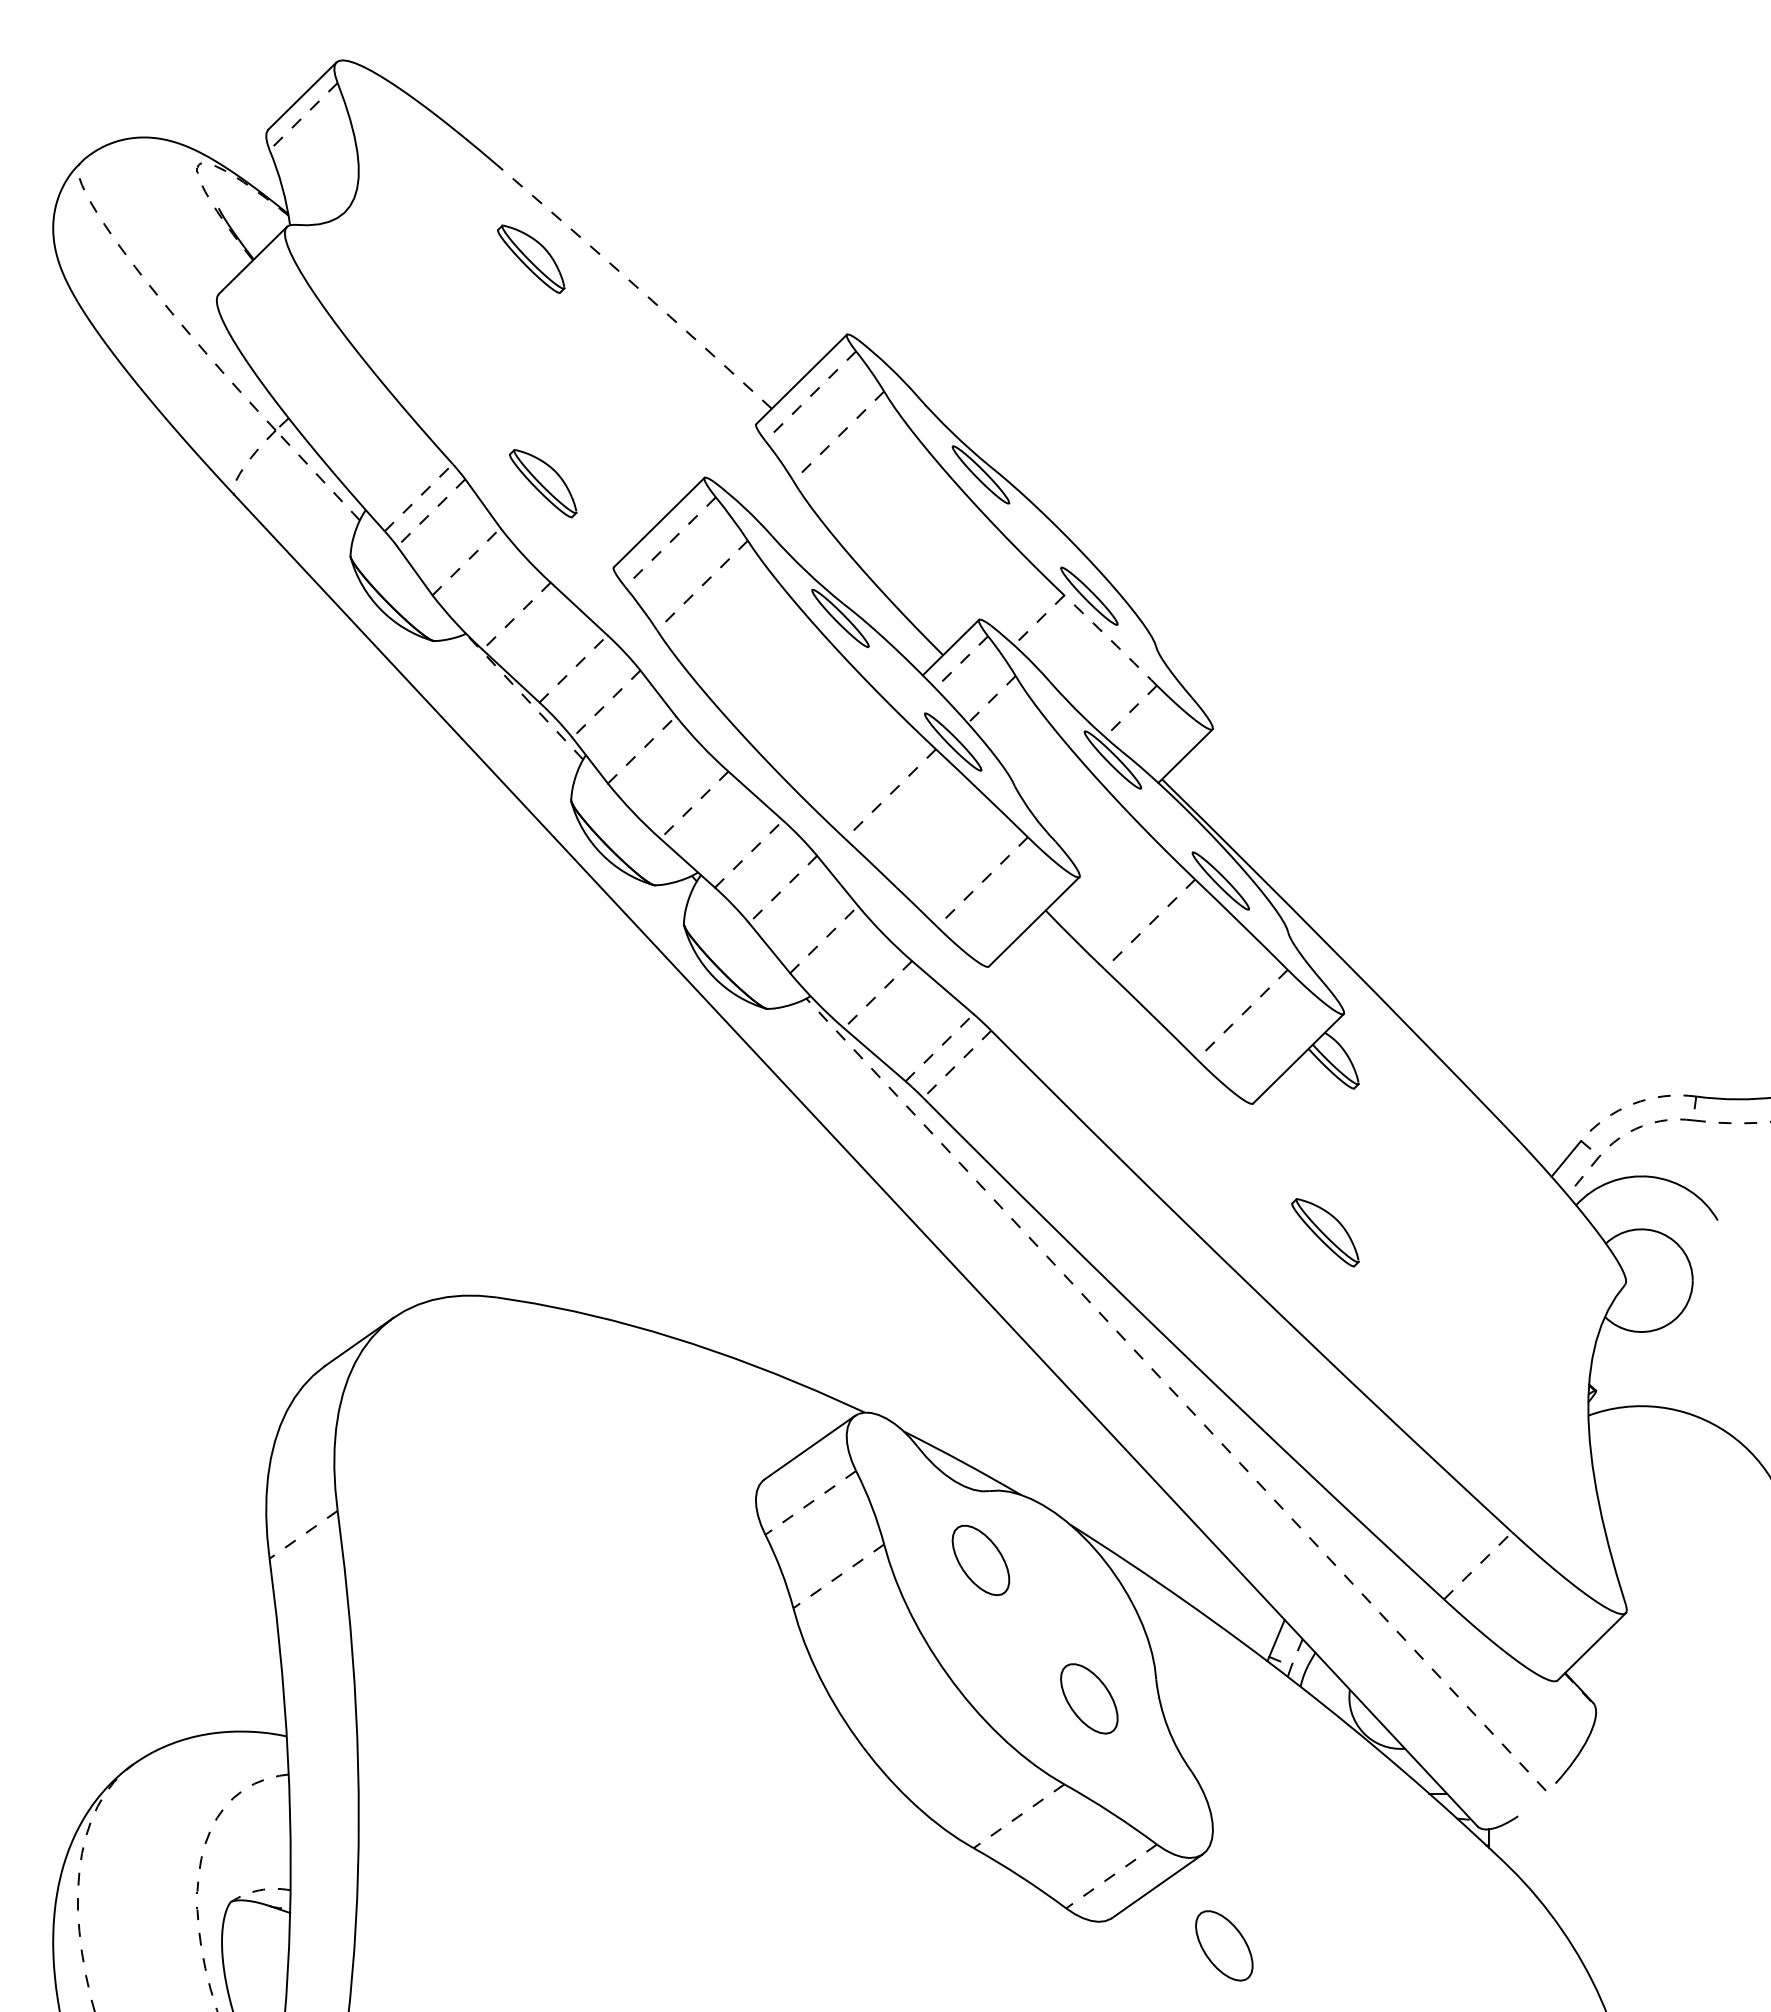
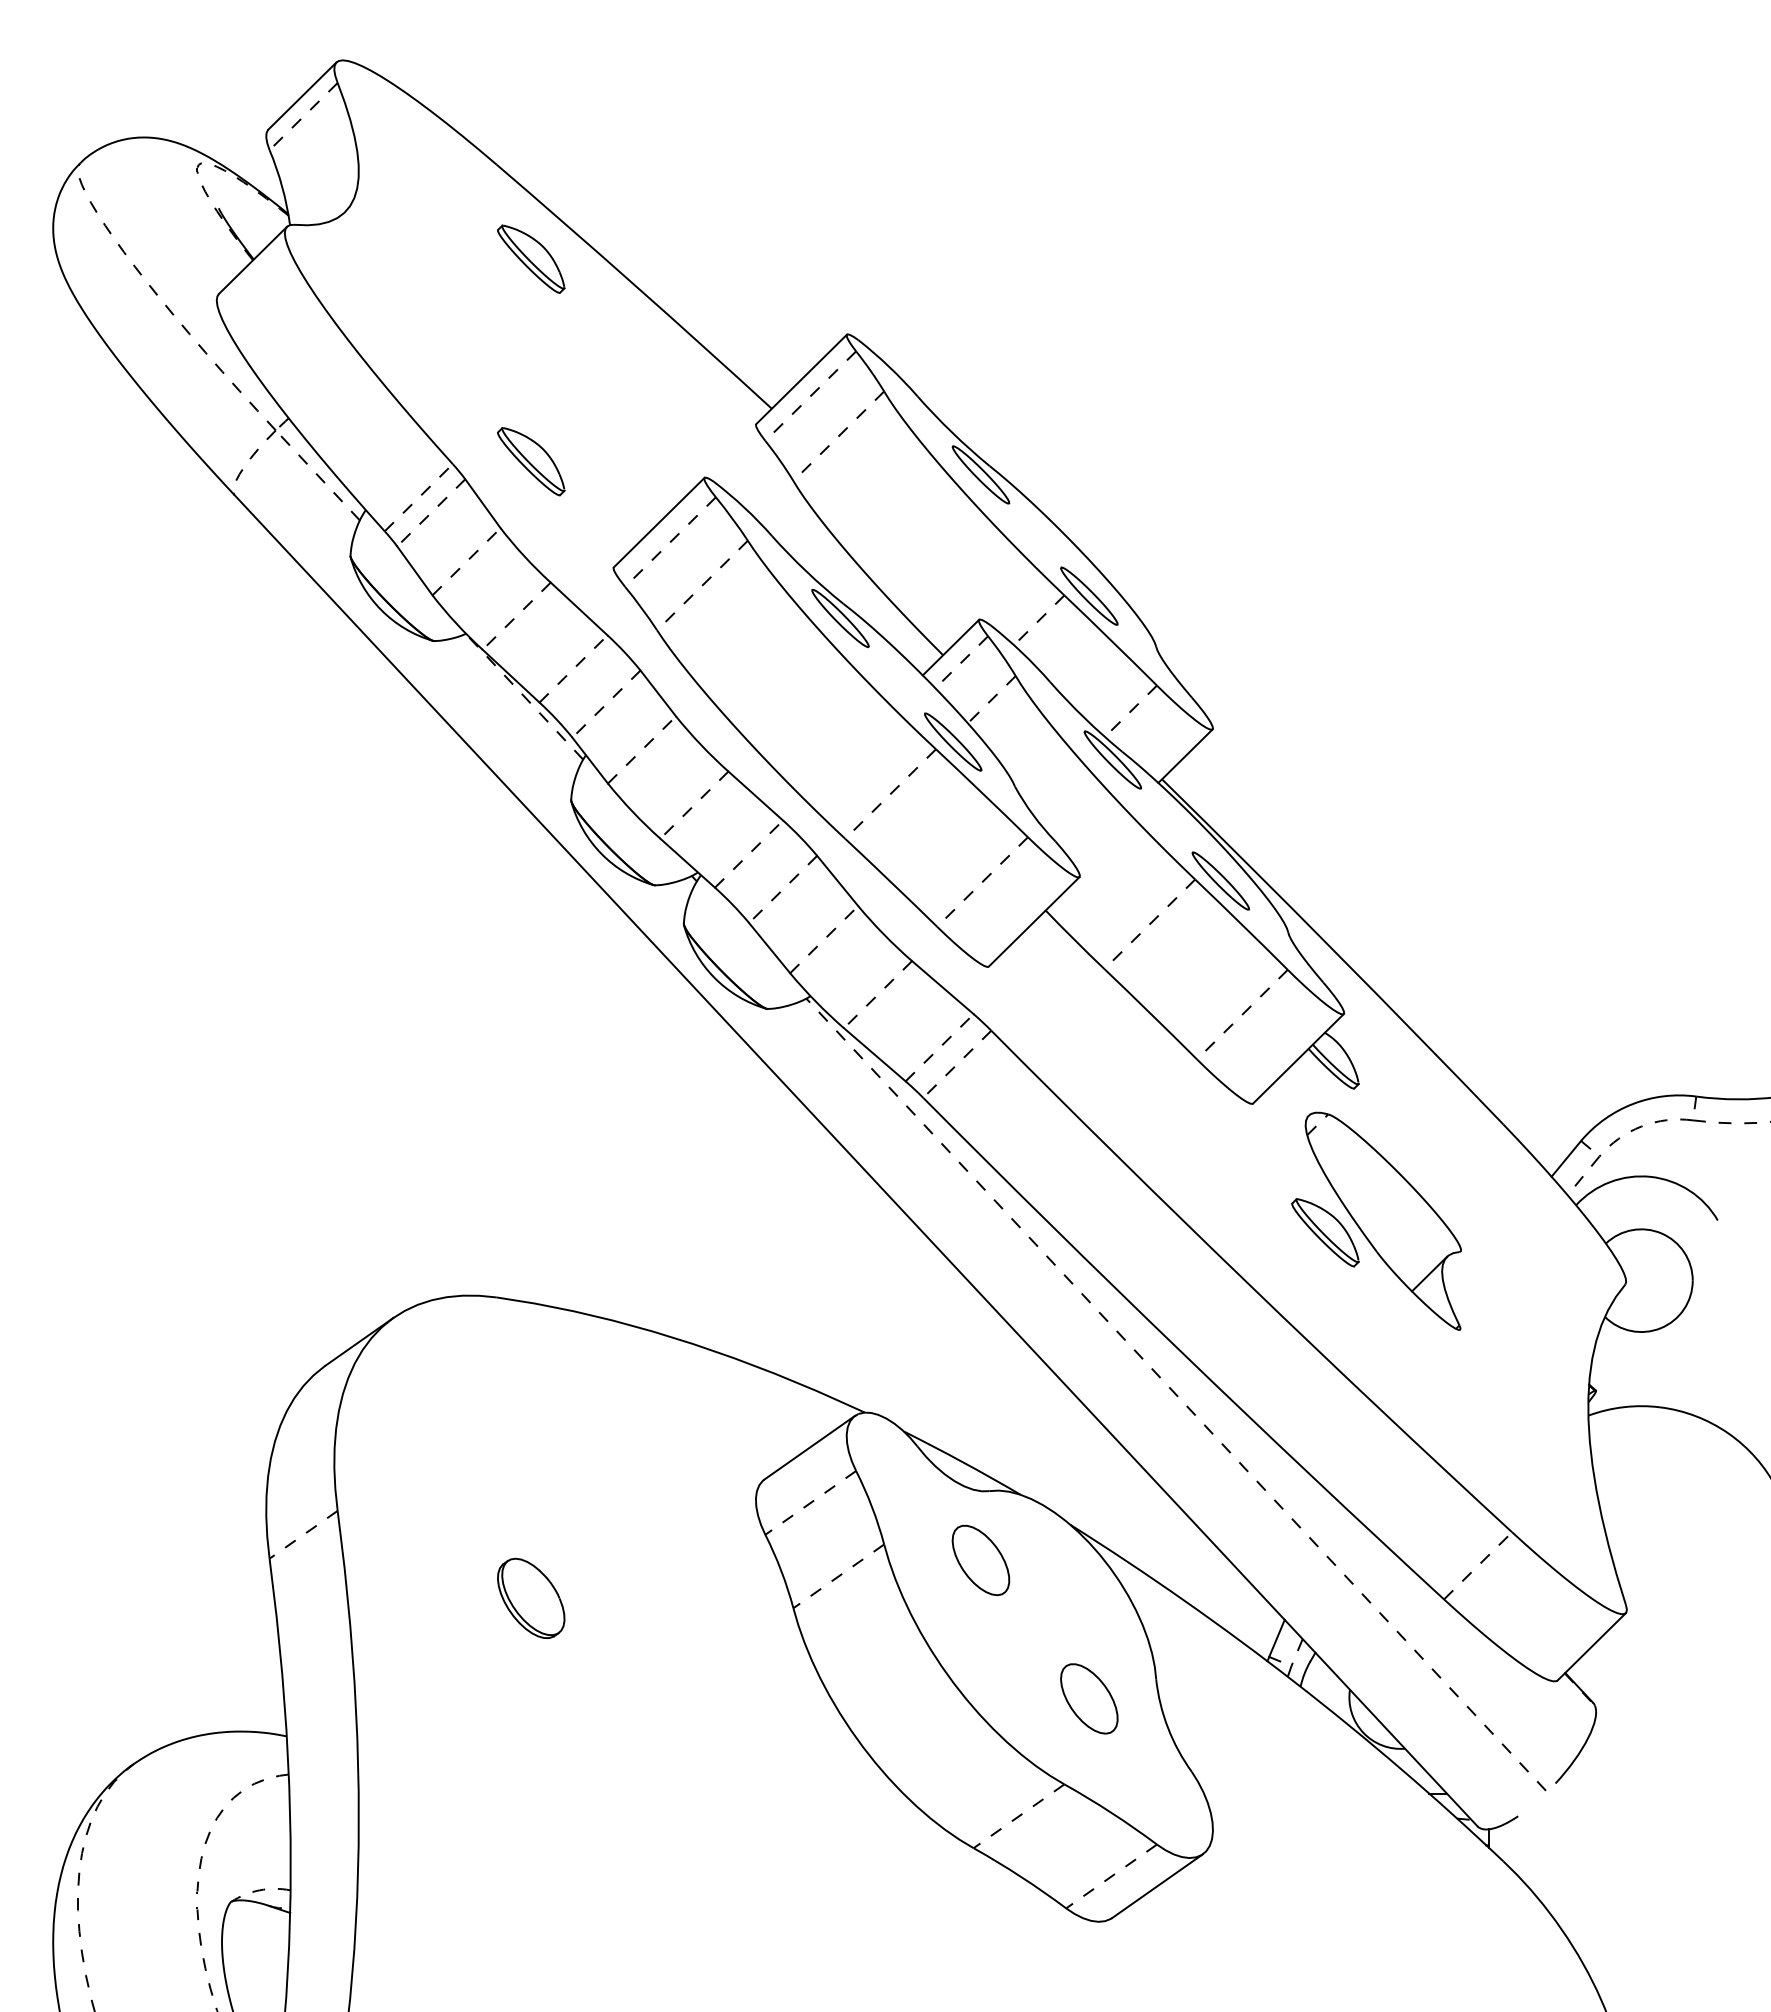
arc: dashed -> solid (635, 285)
part position: (543, 483) -> (531, 461) (531, 461)
arc: dashed -> solid (1110, 640)
arc: dashed -> solid (1632, 1104)
part: none -> present (1382, 1220)
part: none -> present (531, 1597)
part: present -> none (1224, 1945)
